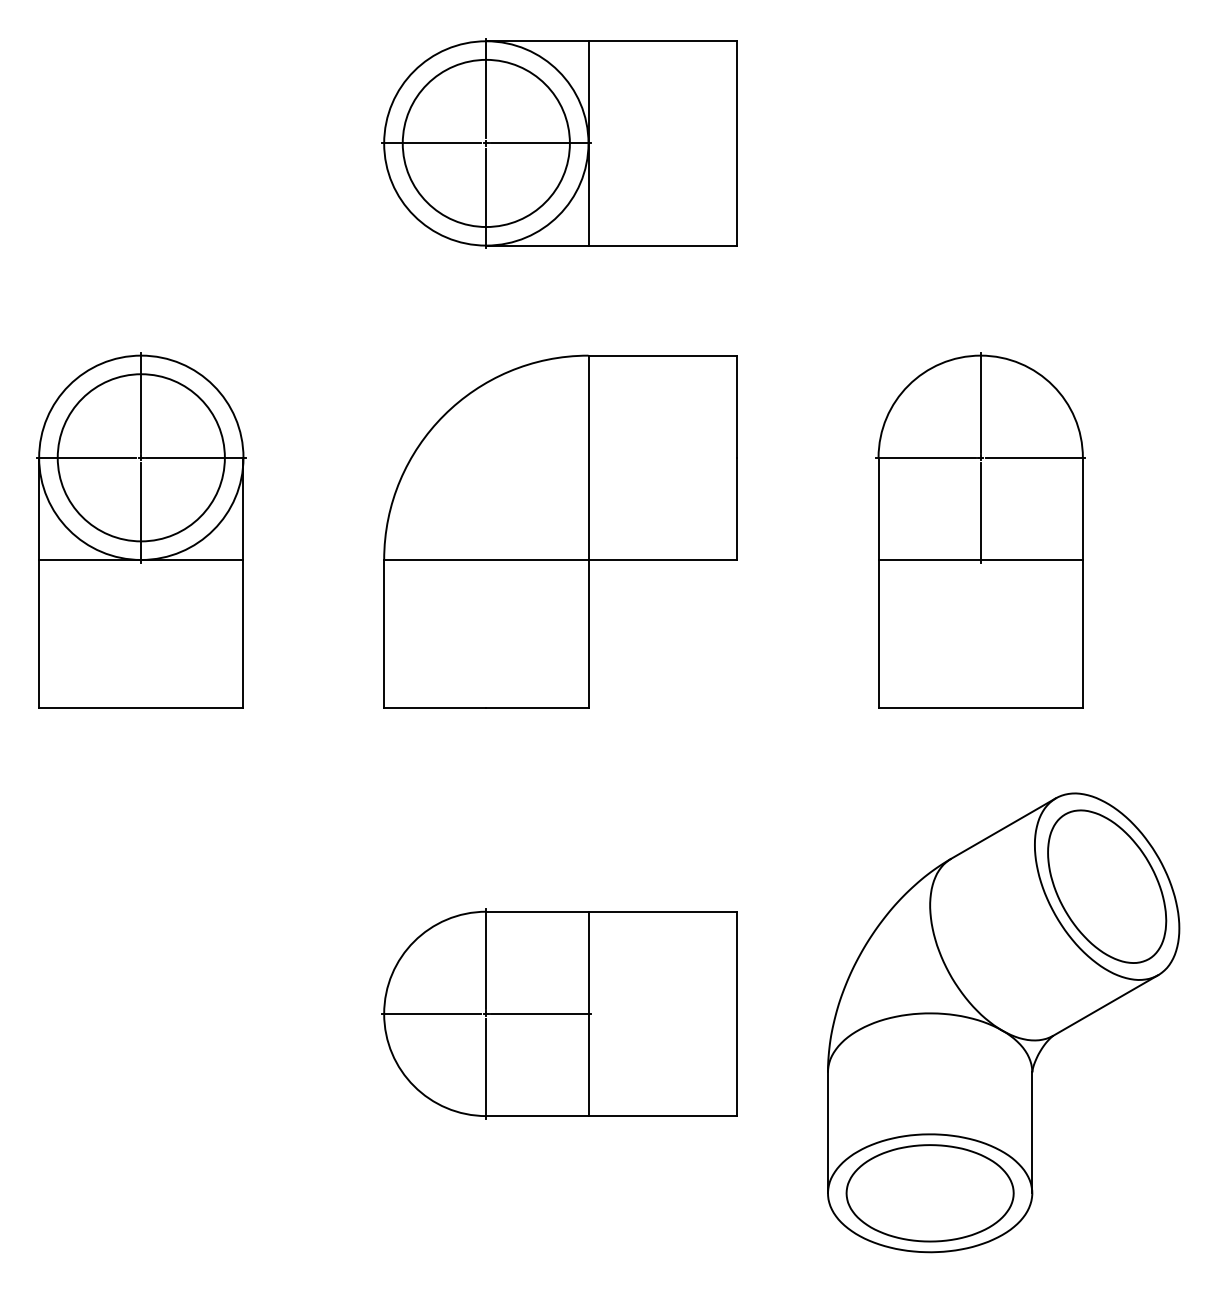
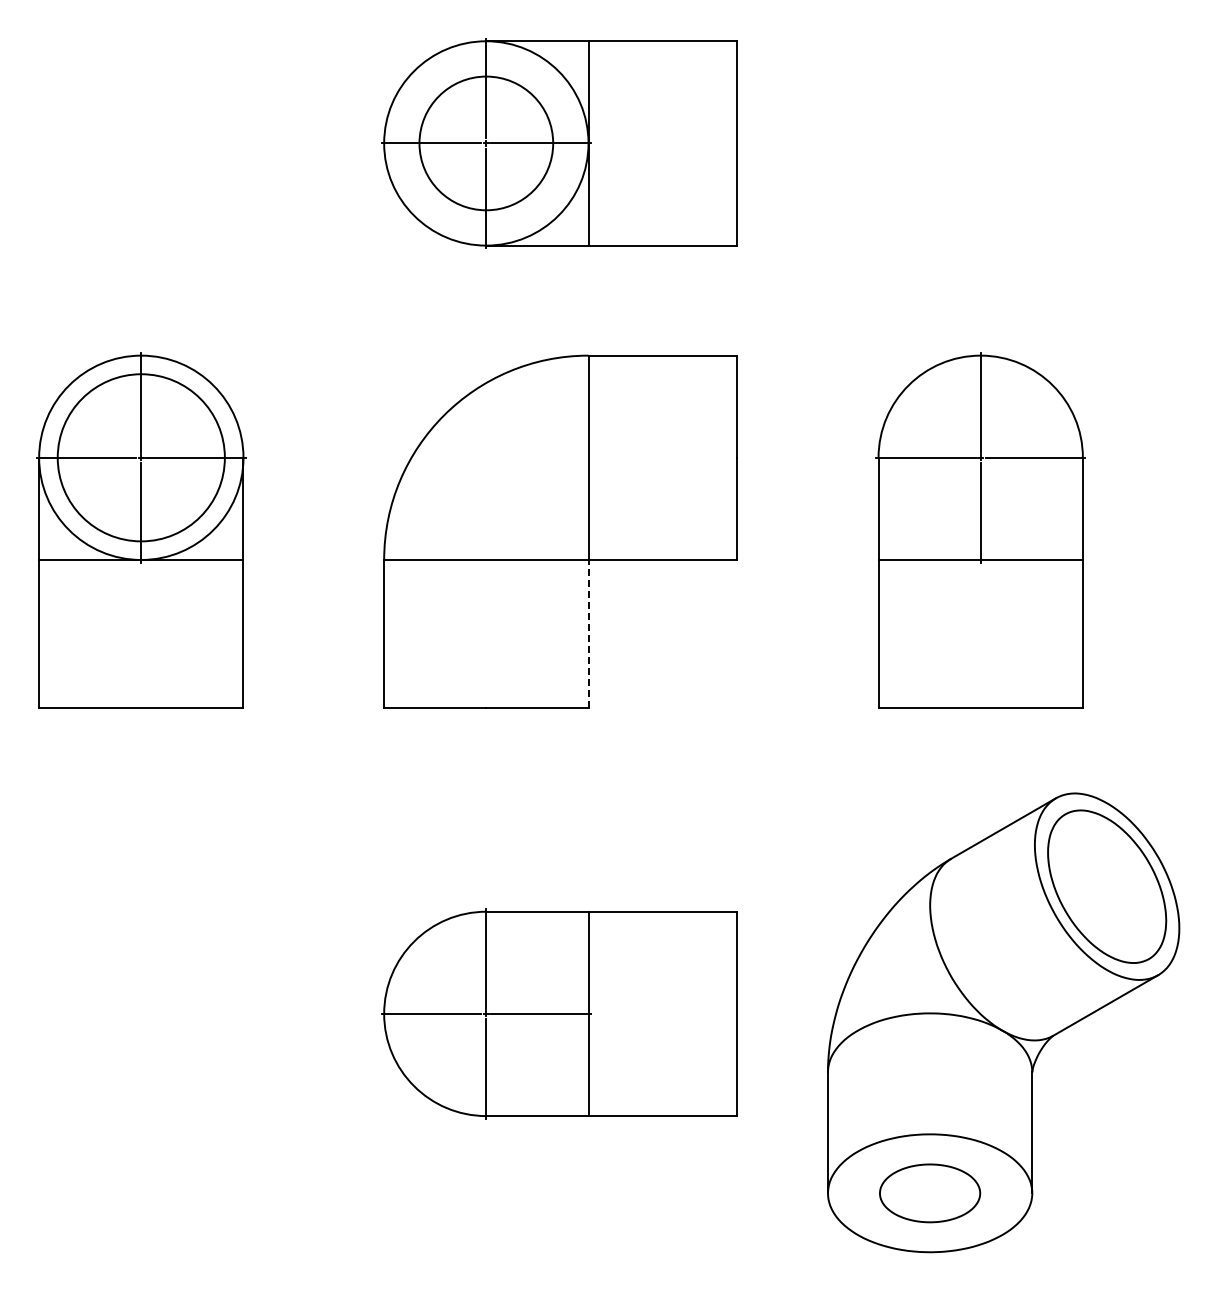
circle diameter: 167 px -> 134 px (486, 143)
line: solid -> dashed (588, 633)
part size: 170x99 px -> 103x61 px (930, 1193)
